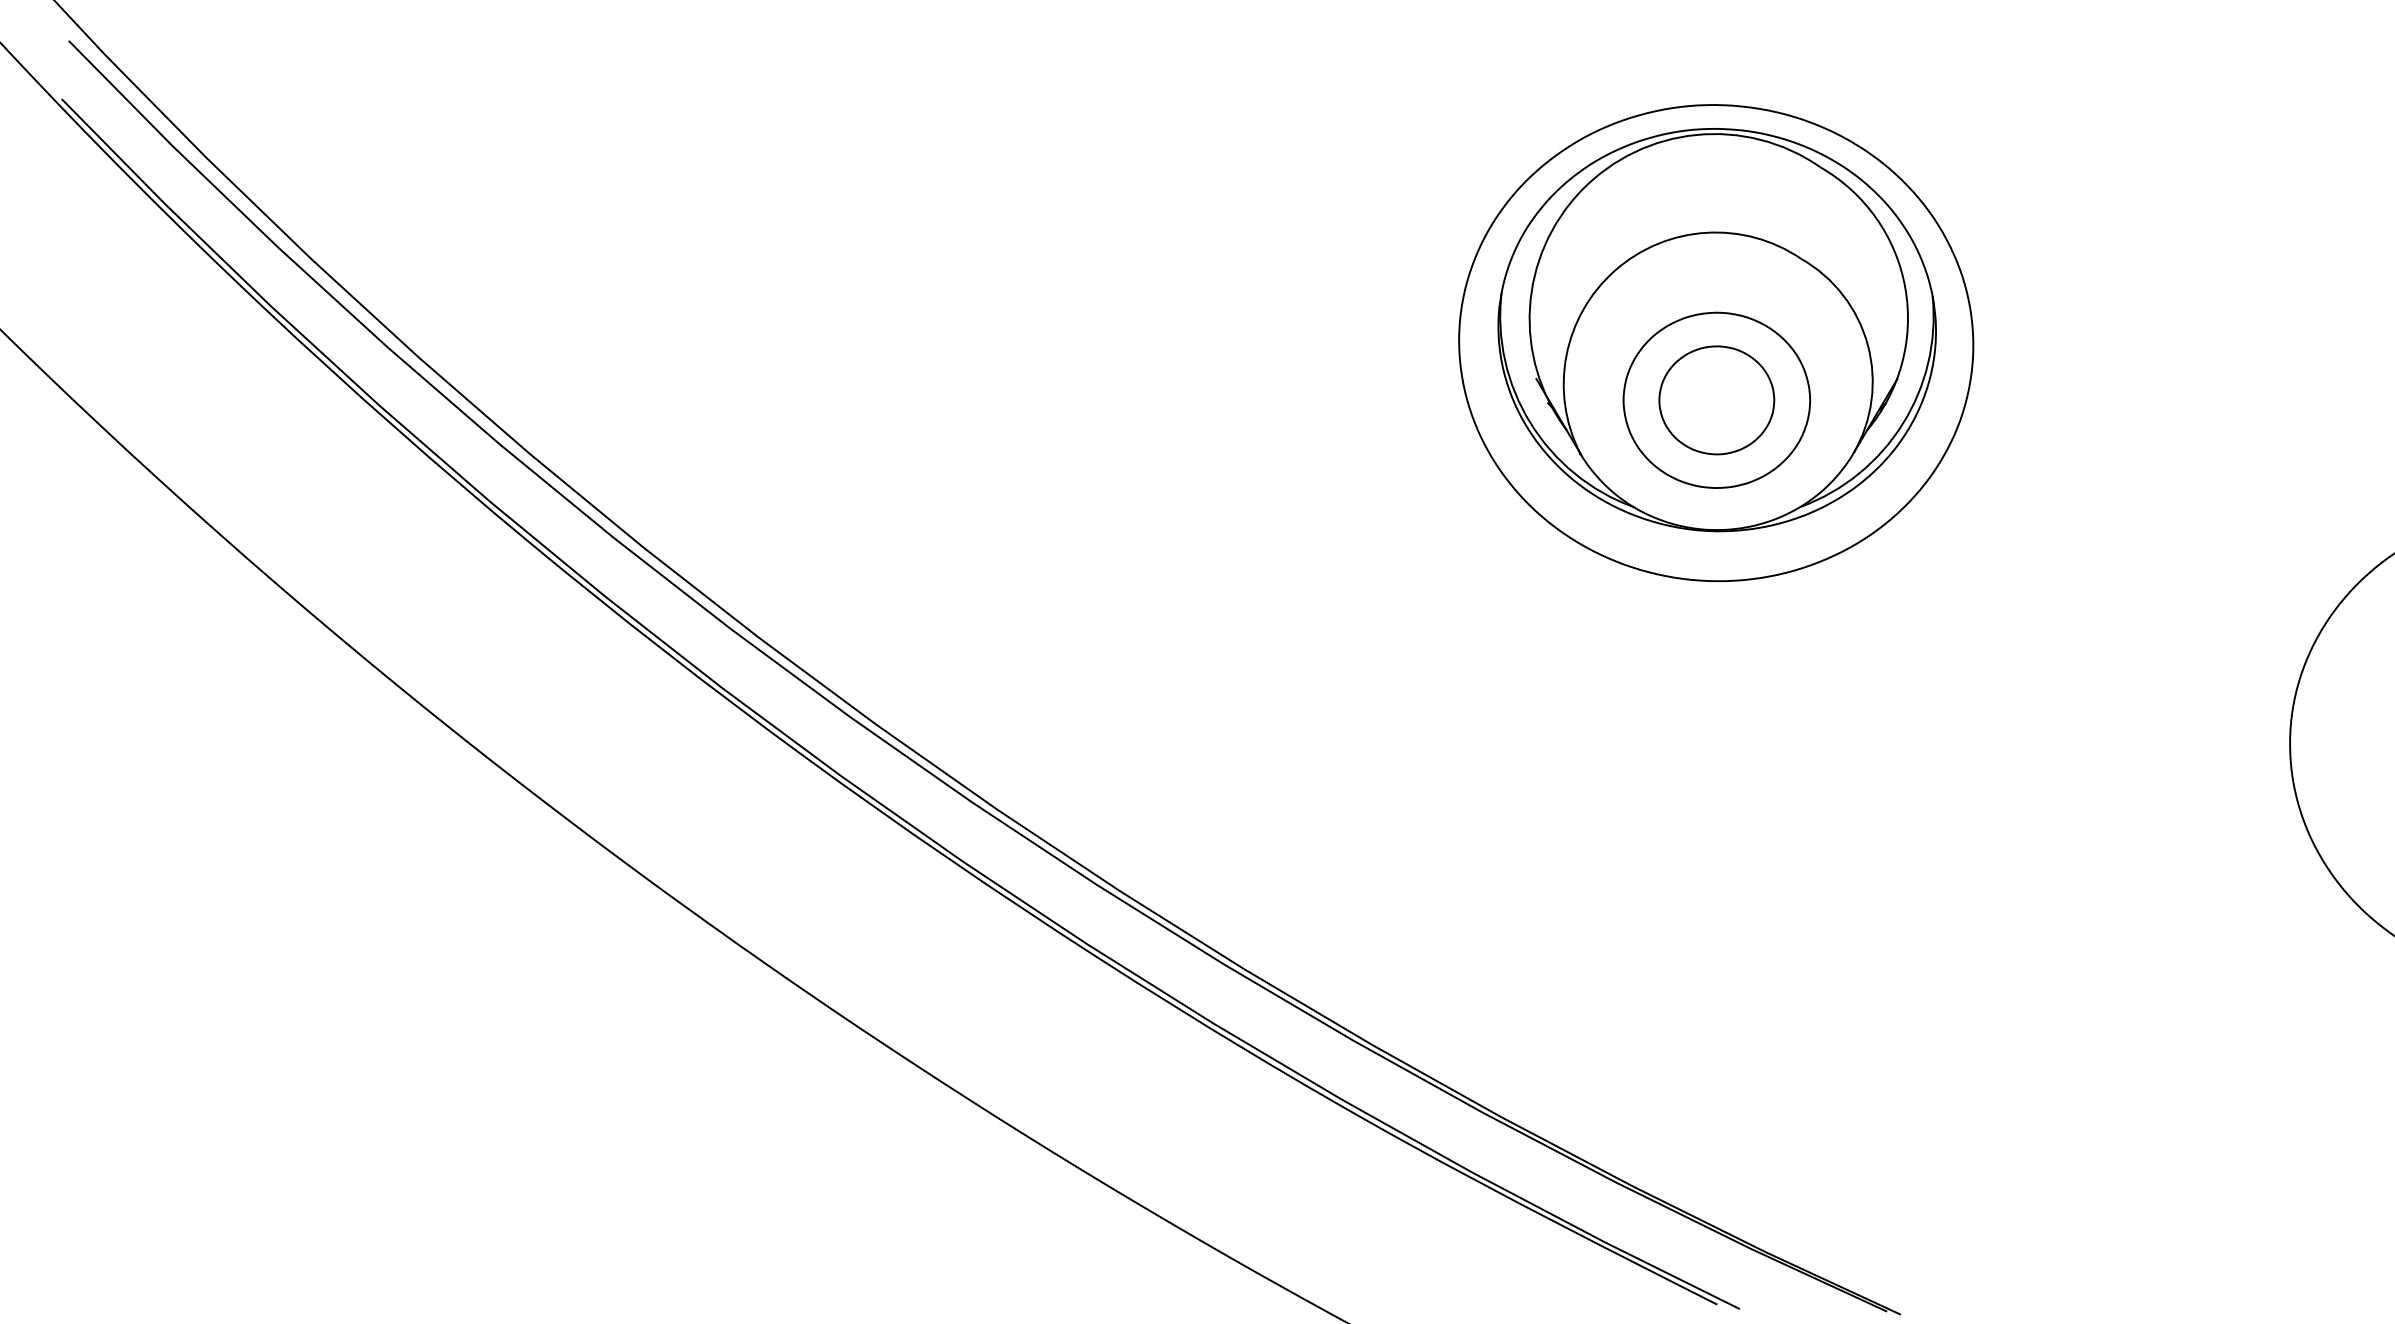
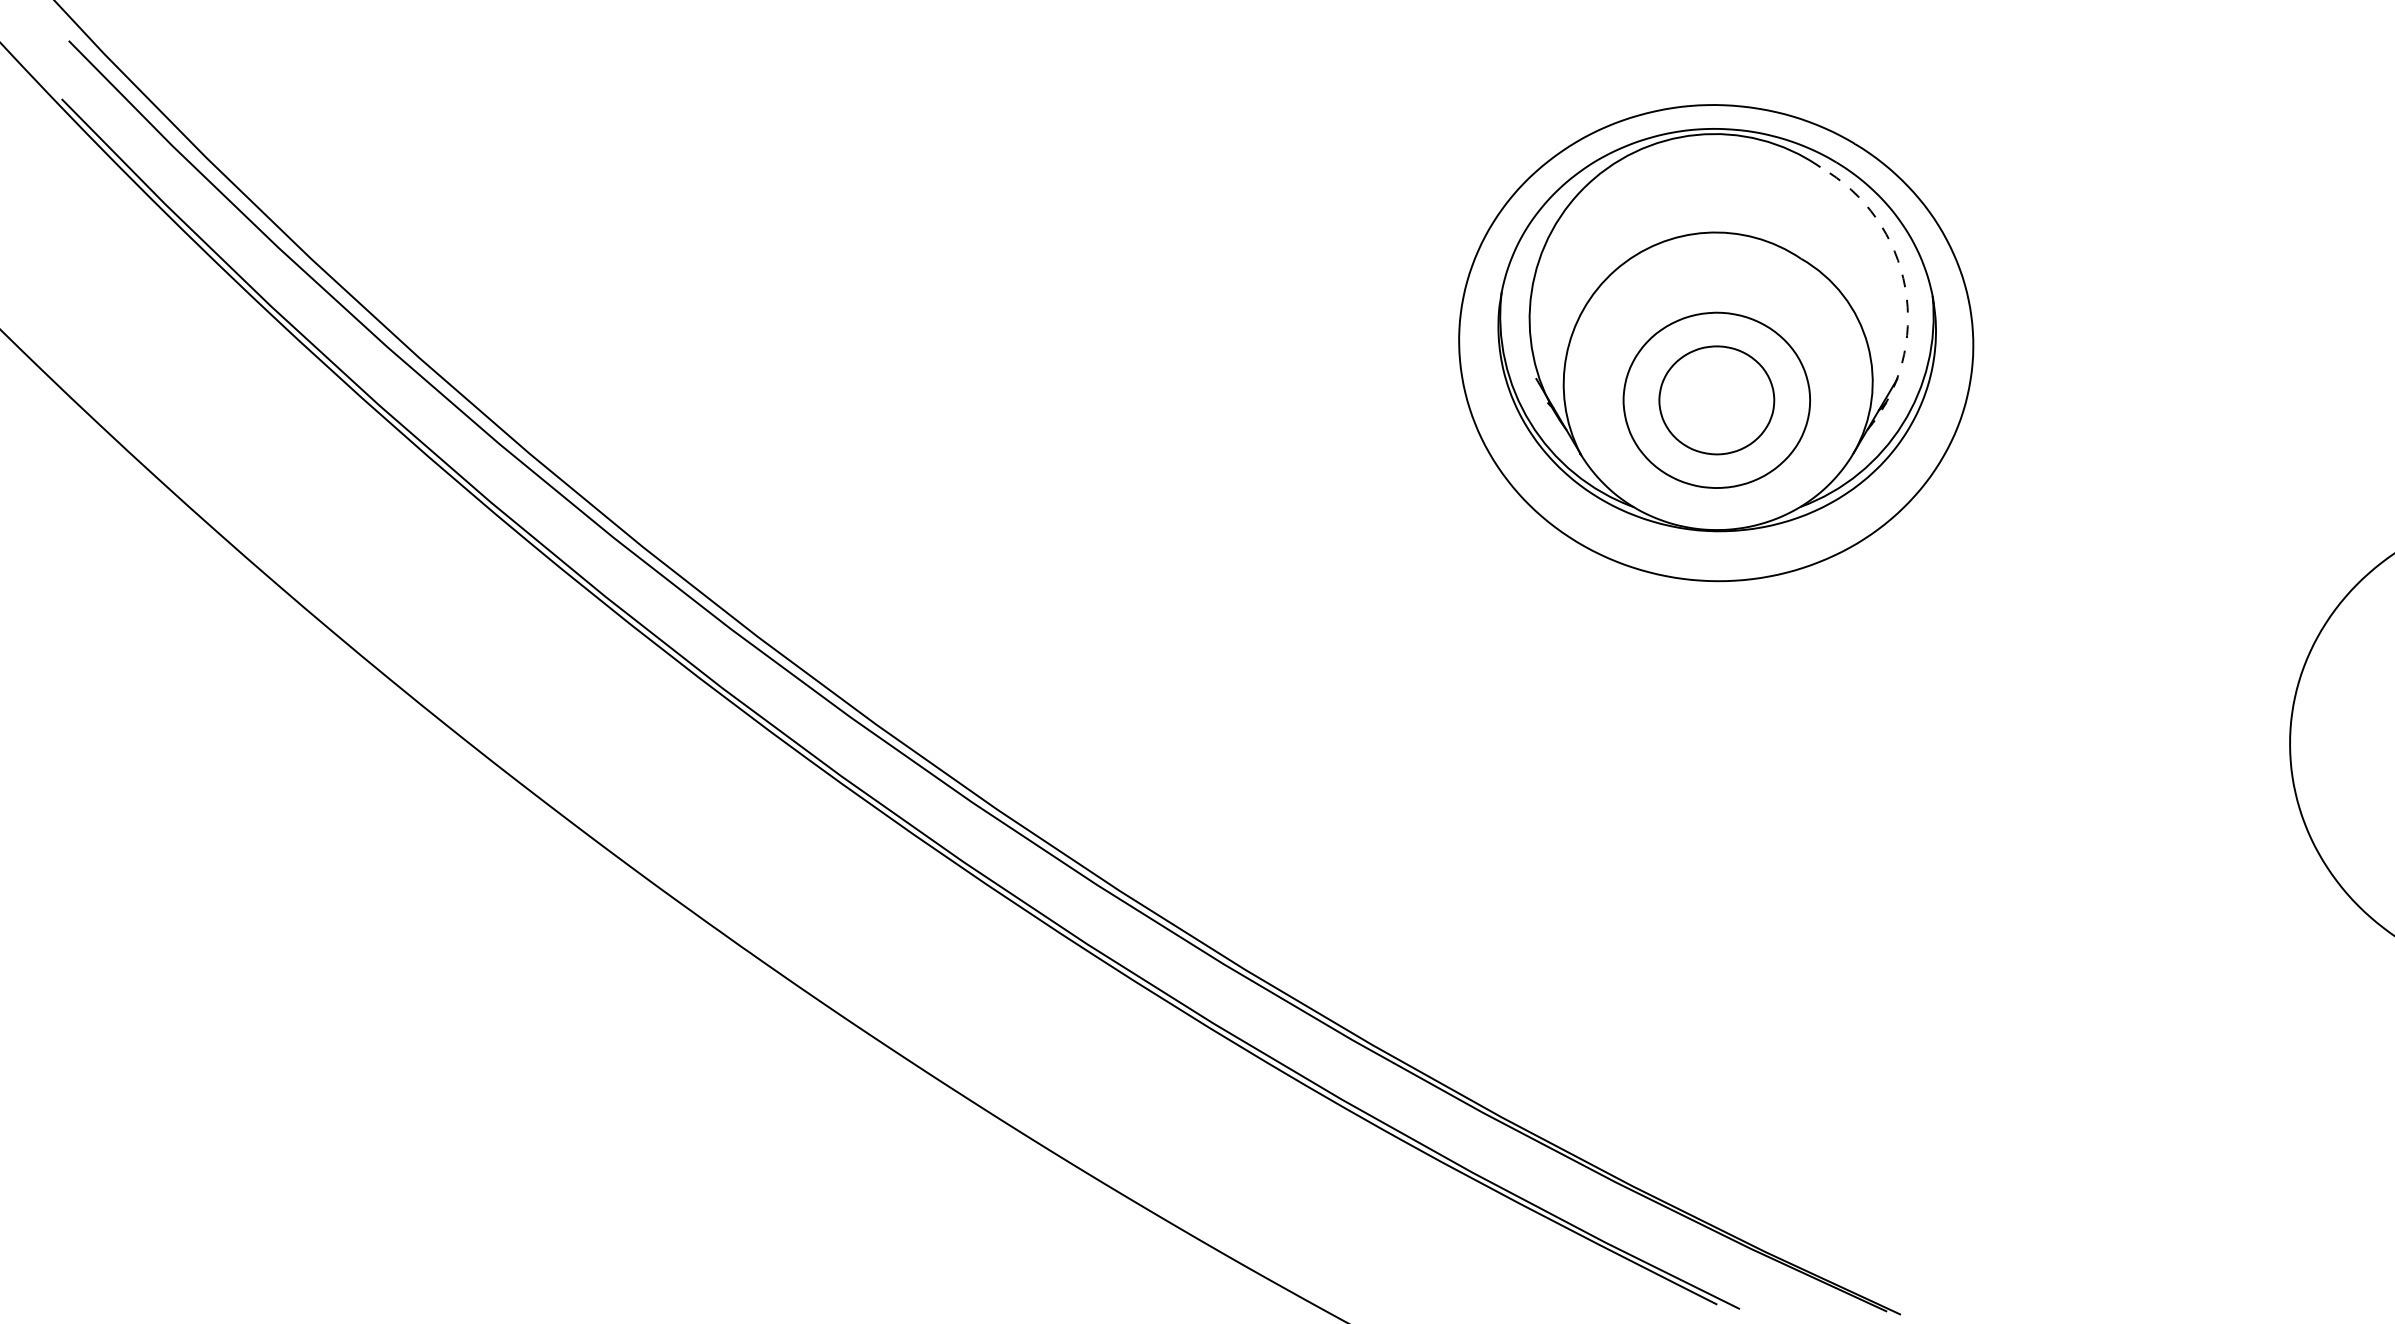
arc: solid -> dashed (1905, 288)
